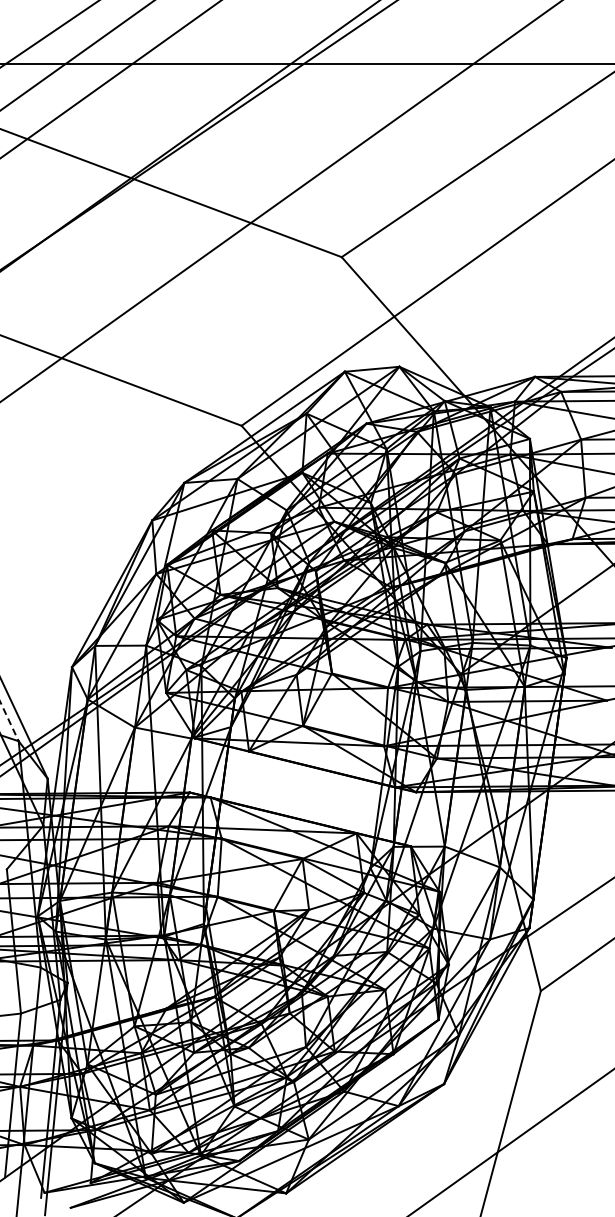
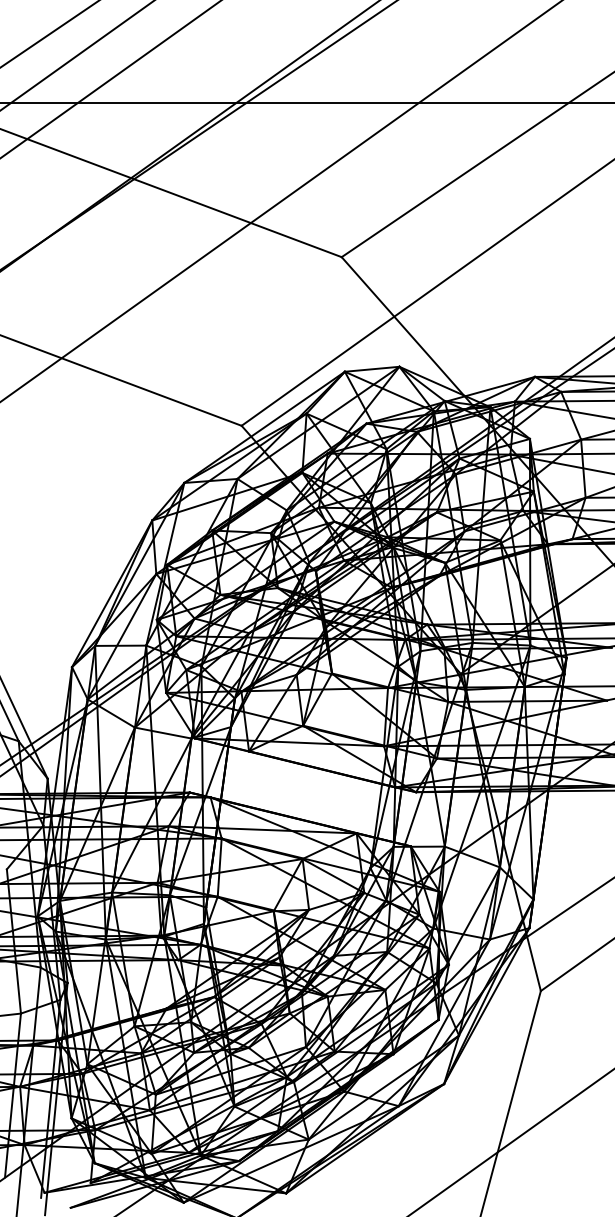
line position: (306, 63) -> (306, 102) (306, 102)
line: dashed -> solid (9, 721)
